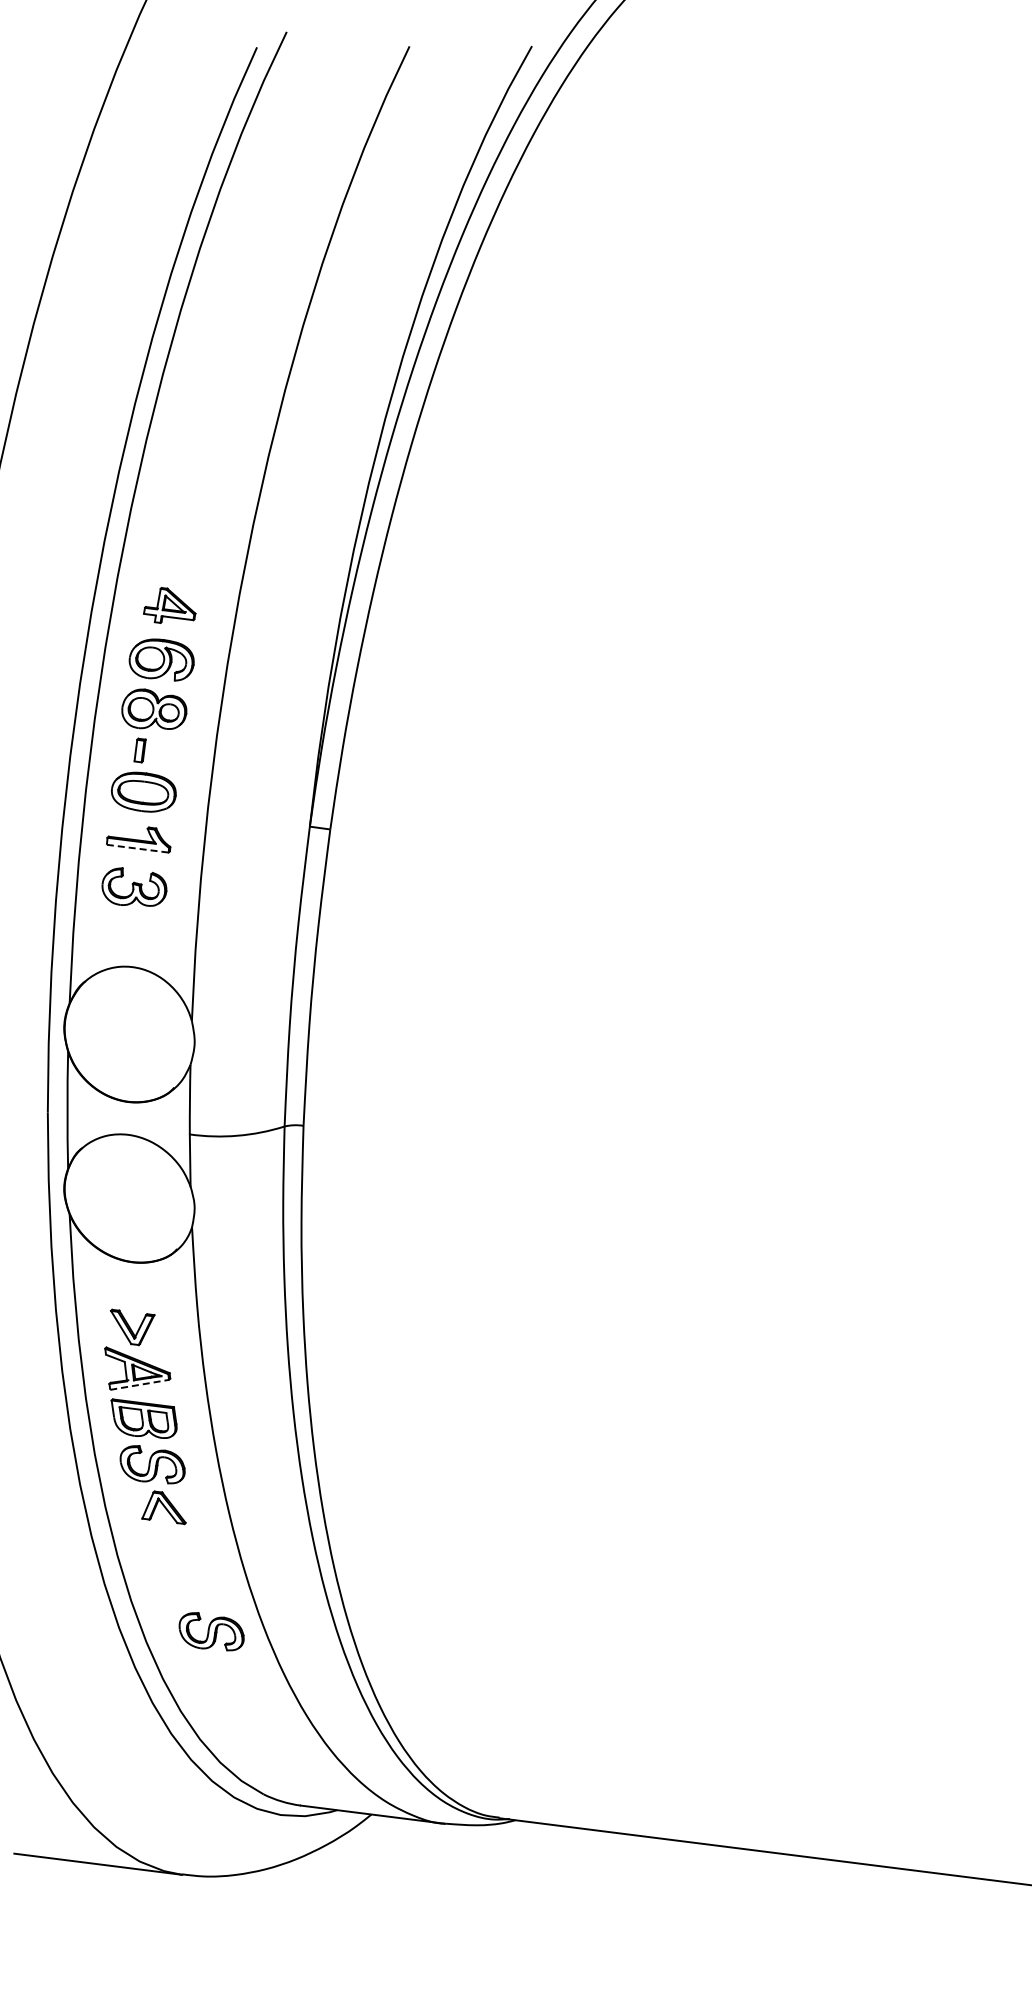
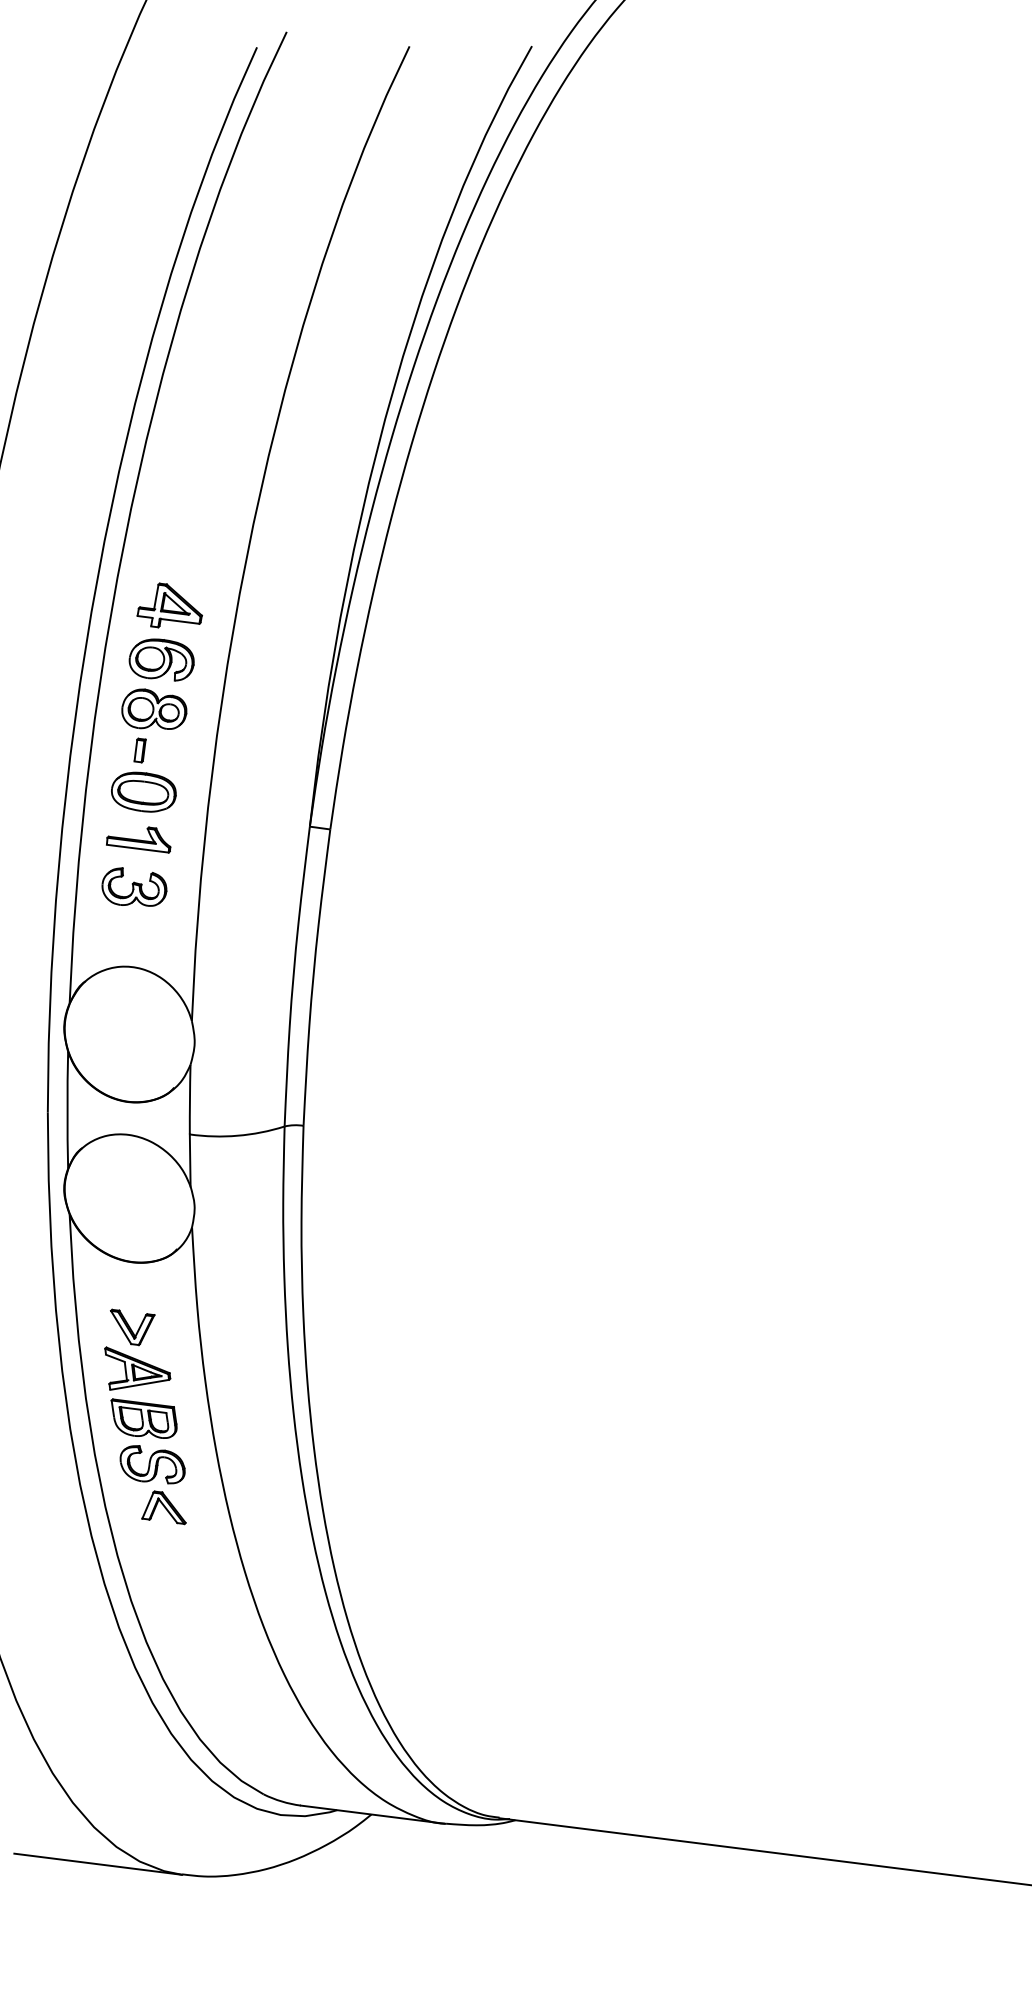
part size: 54x37 px -> 67x47 px (169, 605)
line: dashed -> solid (138, 848)
line: dashed -> solid (139, 1384)
part: present -> none (211, 1631)
